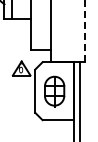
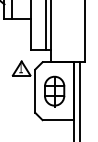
line: none -> present (45, 26)
line: dashed -> solid (84, 31)
text: 6 -> 1 (21, 68)
